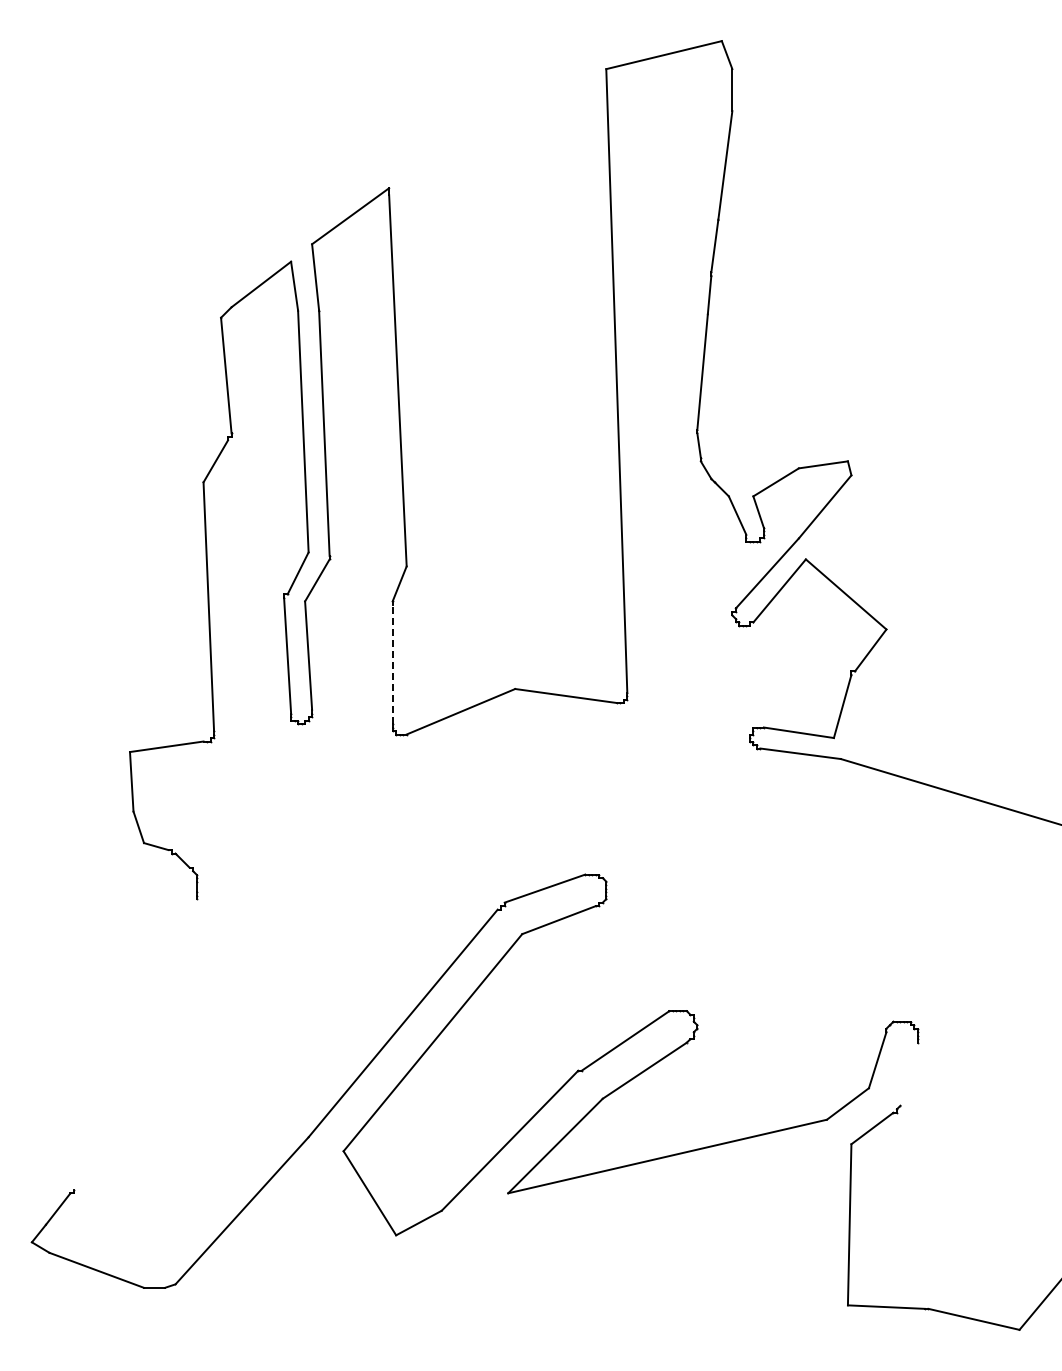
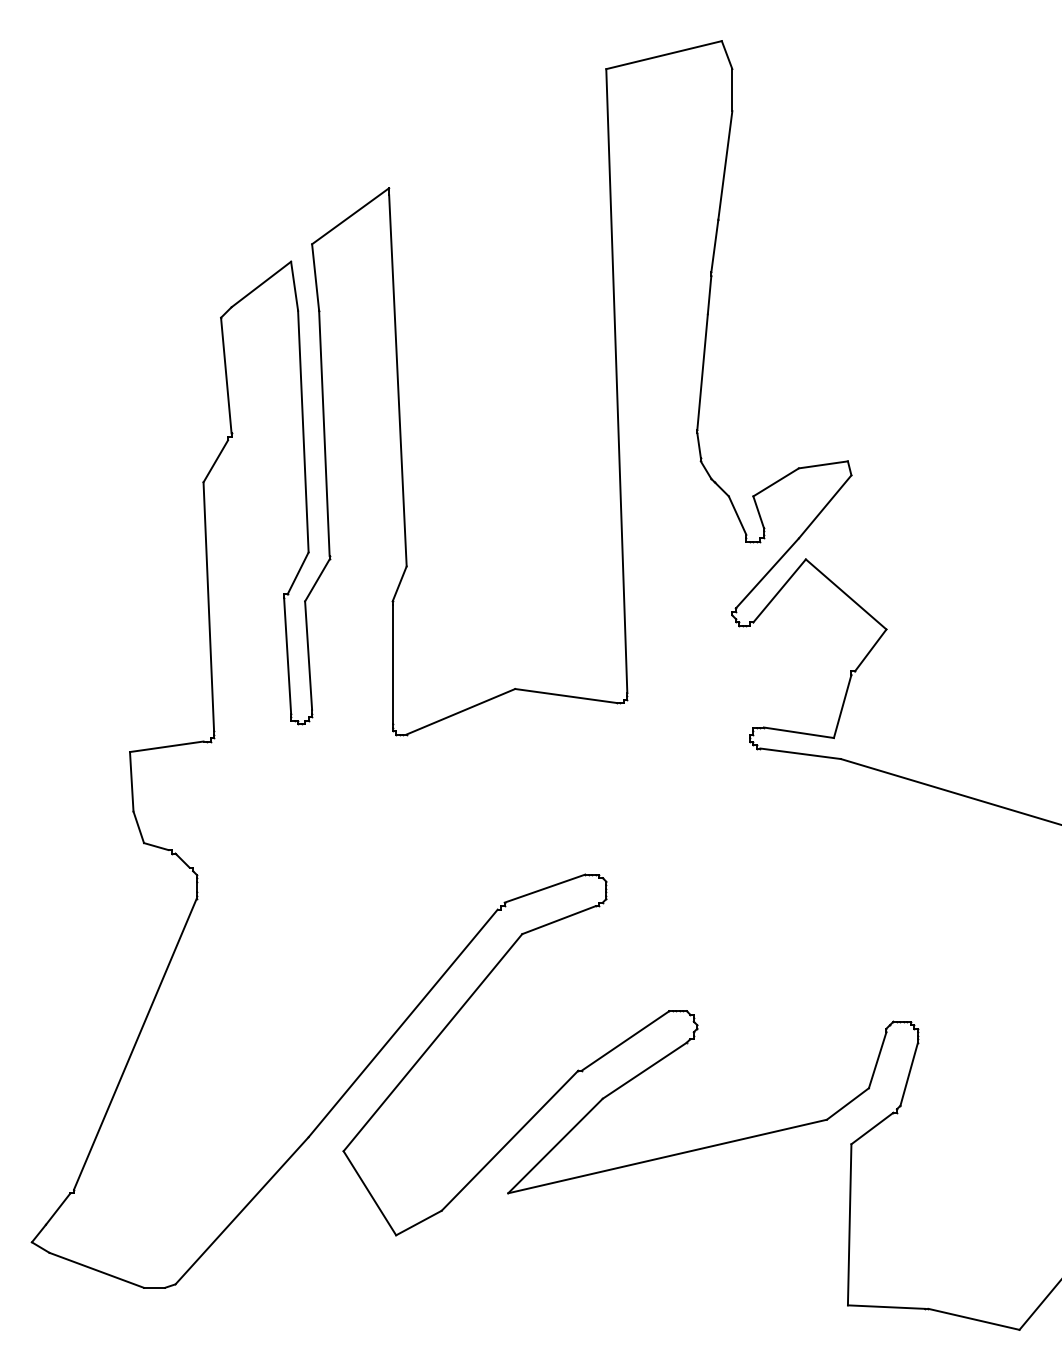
line: dashed -> solid (392, 664)
line: none -> present (134, 1044)
line: none -> present (908, 1073)
